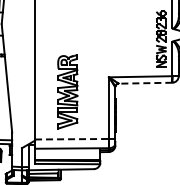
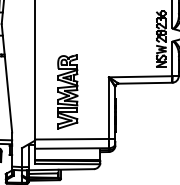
line: dashed -> solid (145, 83)
line: dashed -> solid (72, 139)
